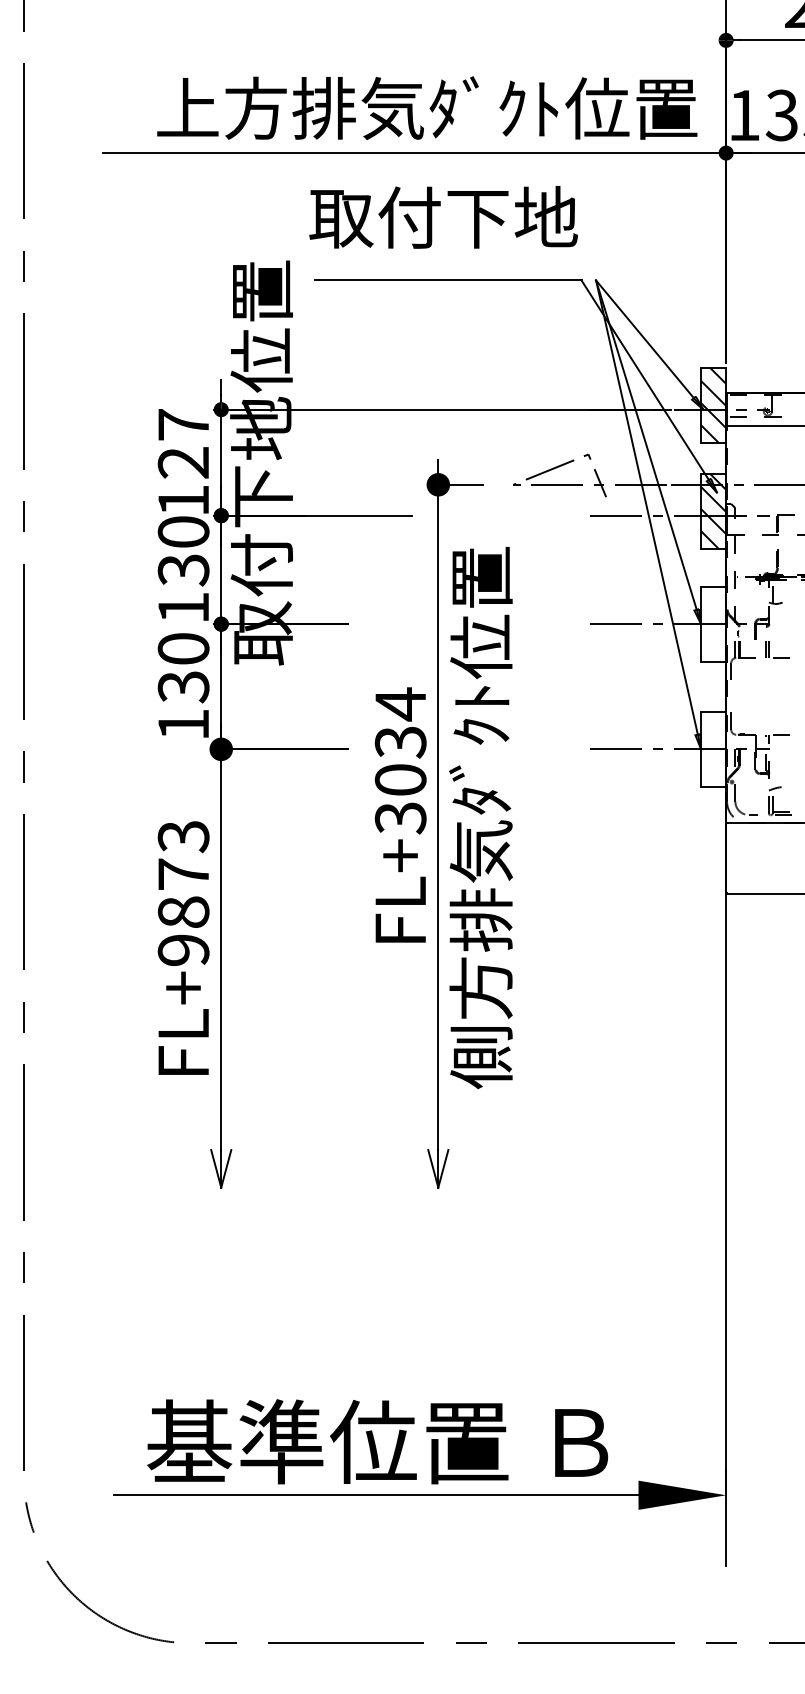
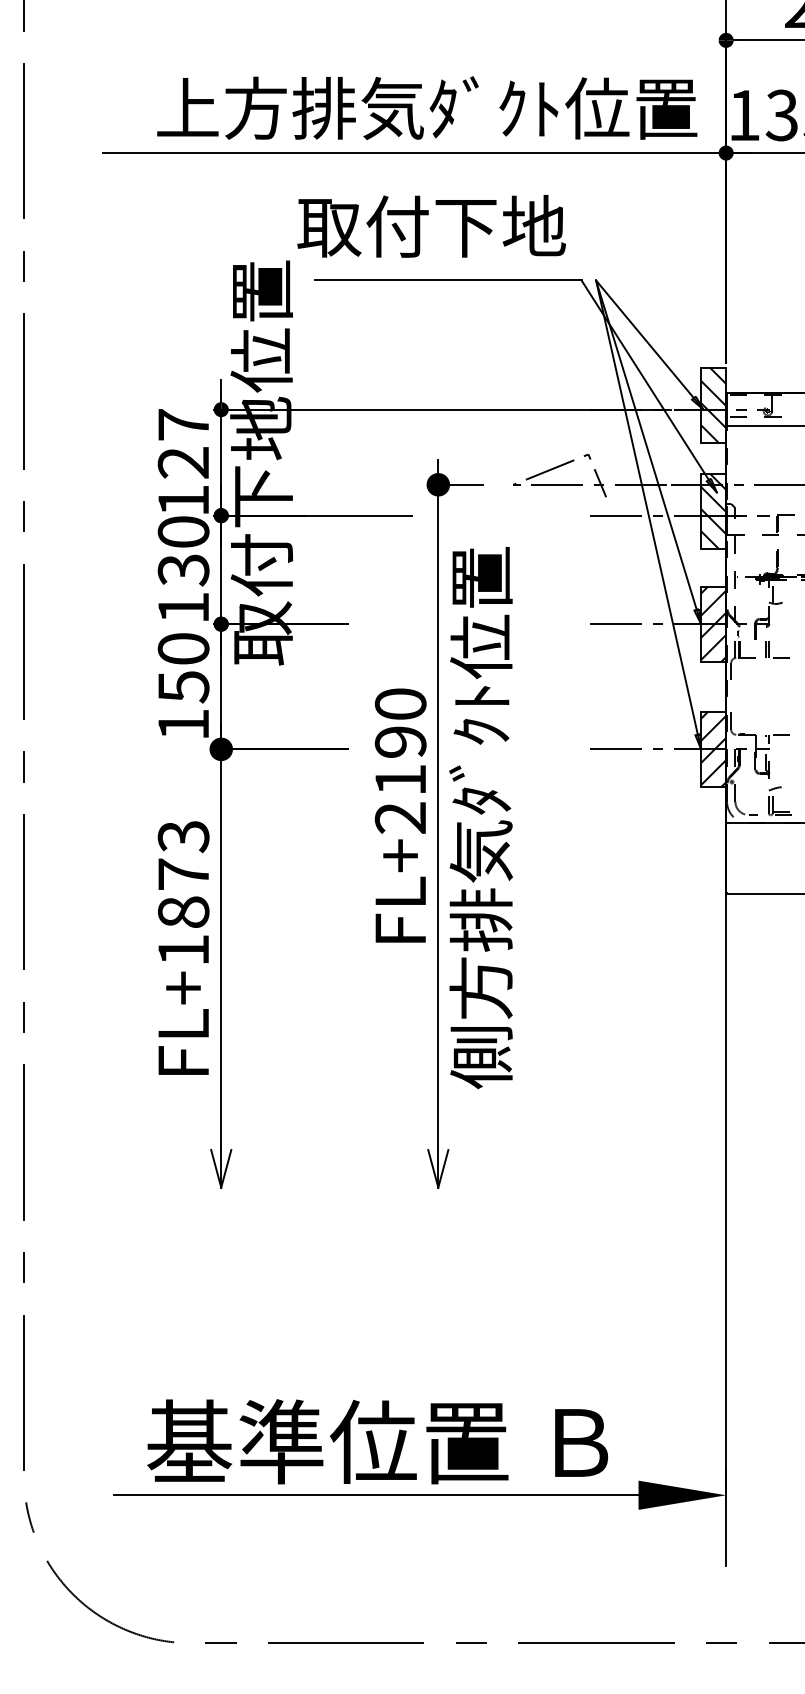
text position: (443, 217) -> (431, 226) (431, 226)
hatch: none -> present (713, 623)
text: 130 -> 150 (183, 687)
hatch: none -> present (713, 748)
text: FL+3034 -> FL+2190 (400, 760)
text: FL+9873 -> FL+1873 (183, 949)
